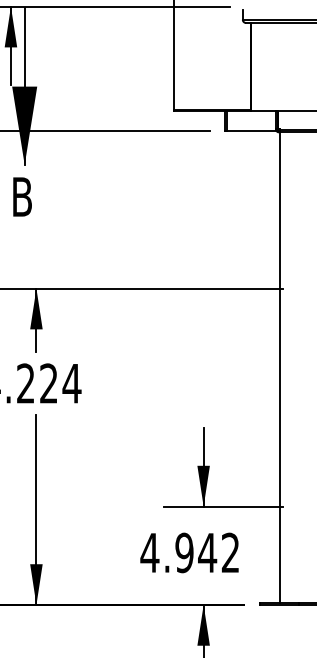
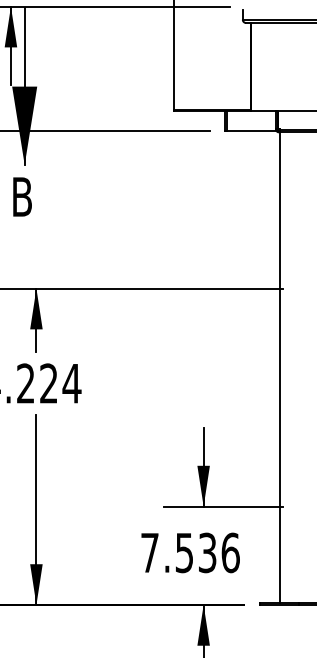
text: 4.942 -> 7.536 (189, 552)
